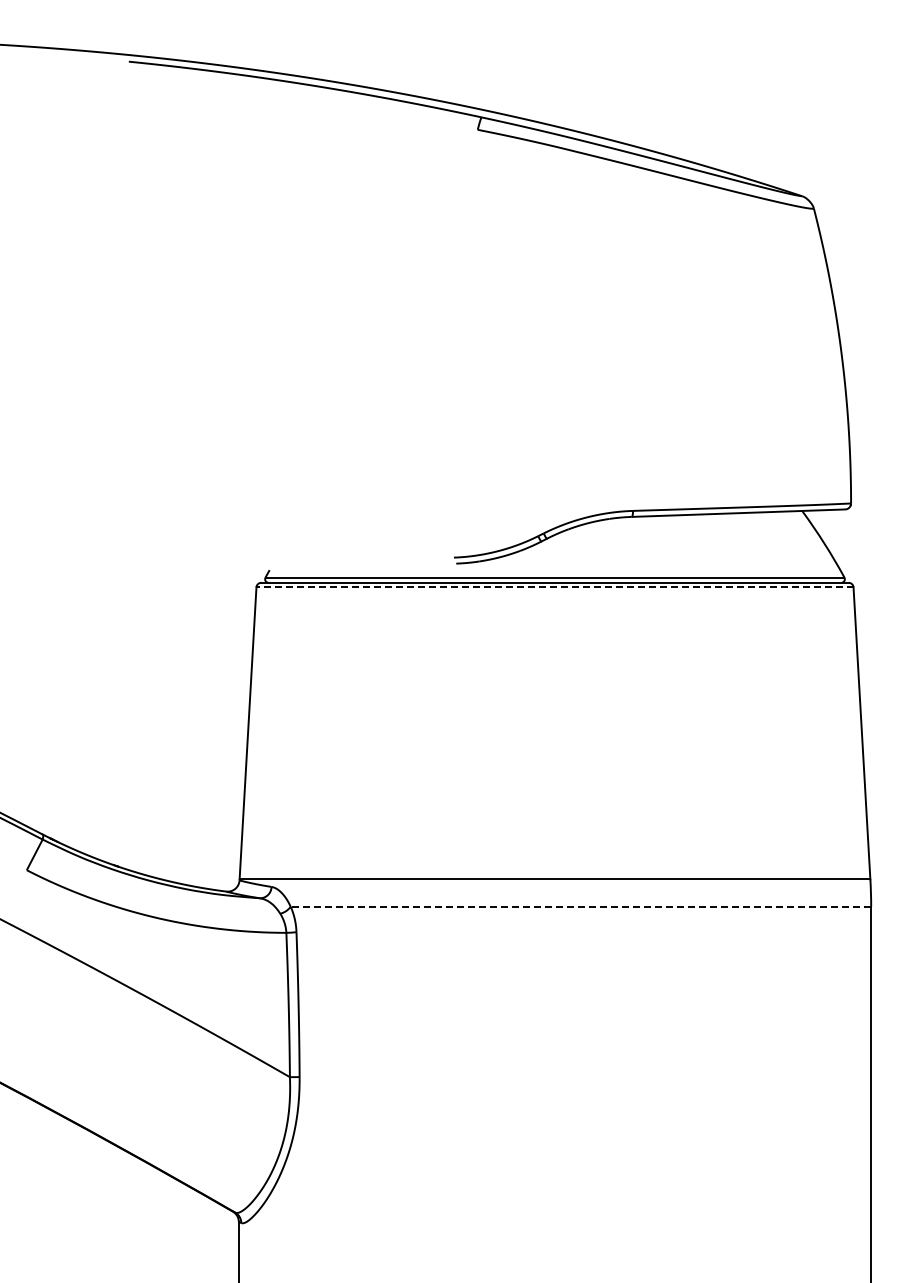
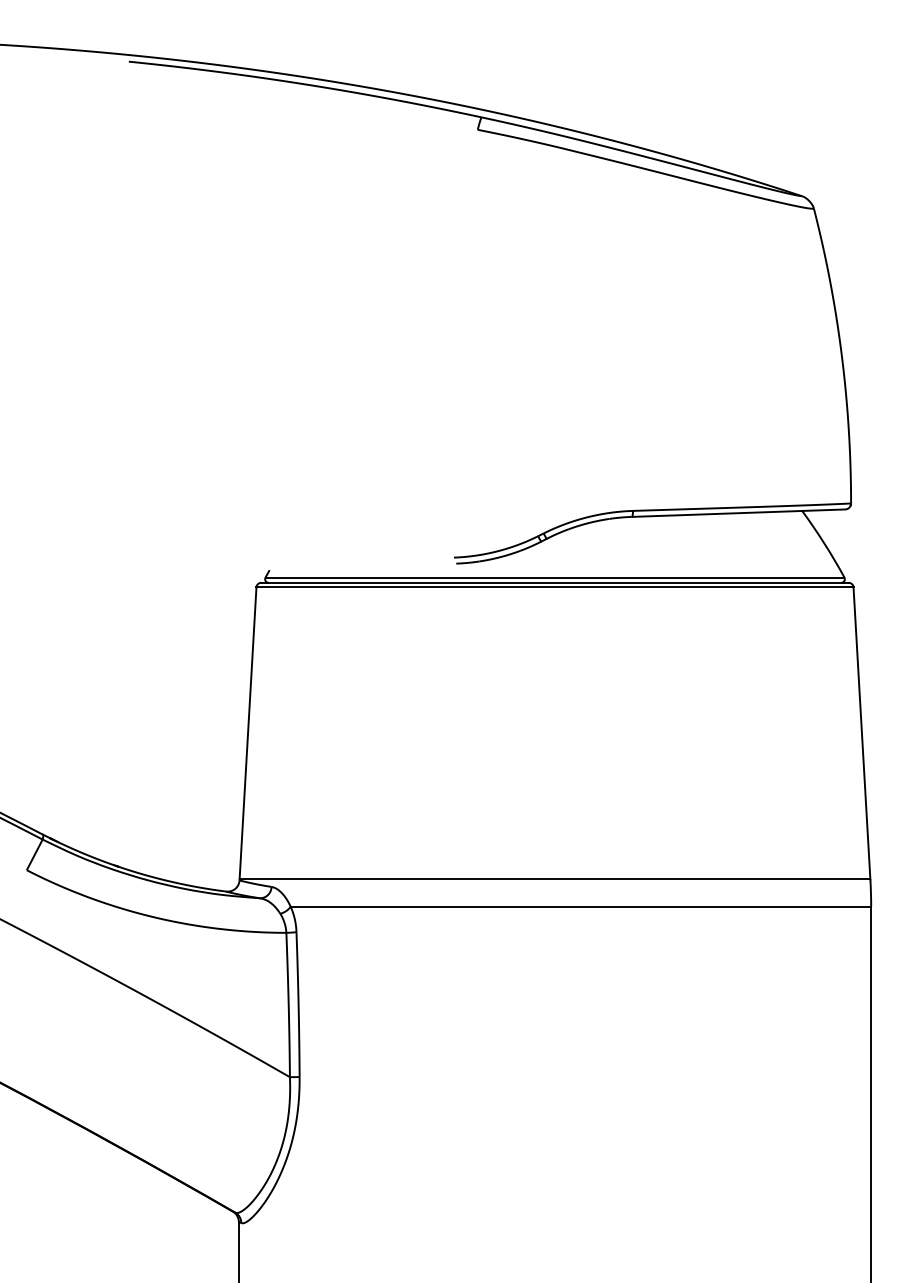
line: dashed -> solid (555, 587)
line: dashed -> solid (580, 906)
